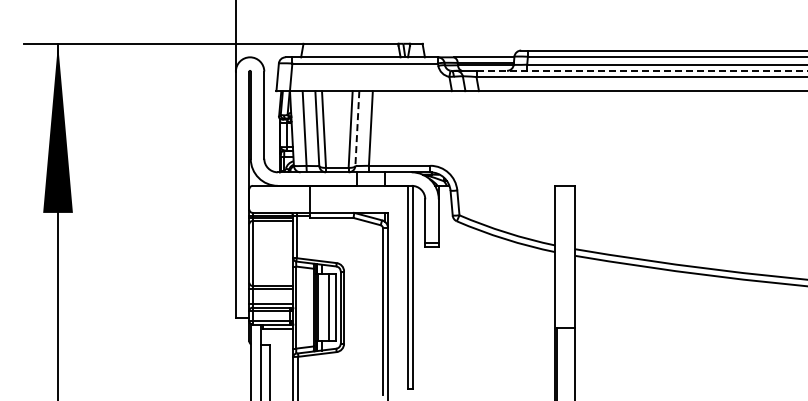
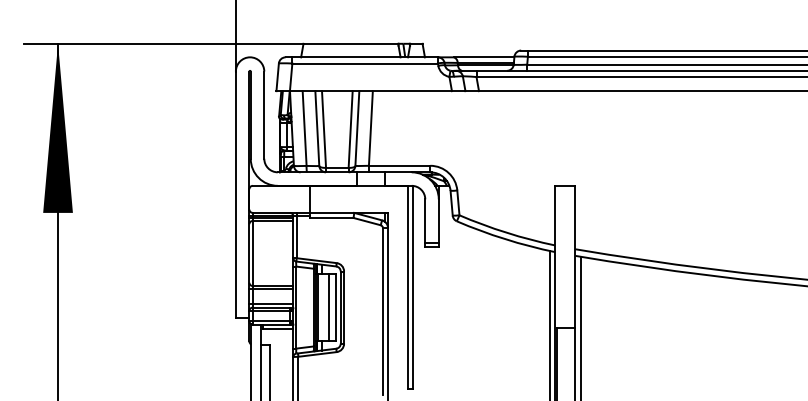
line: dashed -> solid (642, 70)
line: dashed -> solid (357, 129)
line: none -> present (550, 324)
line: none -> present (580, 326)
